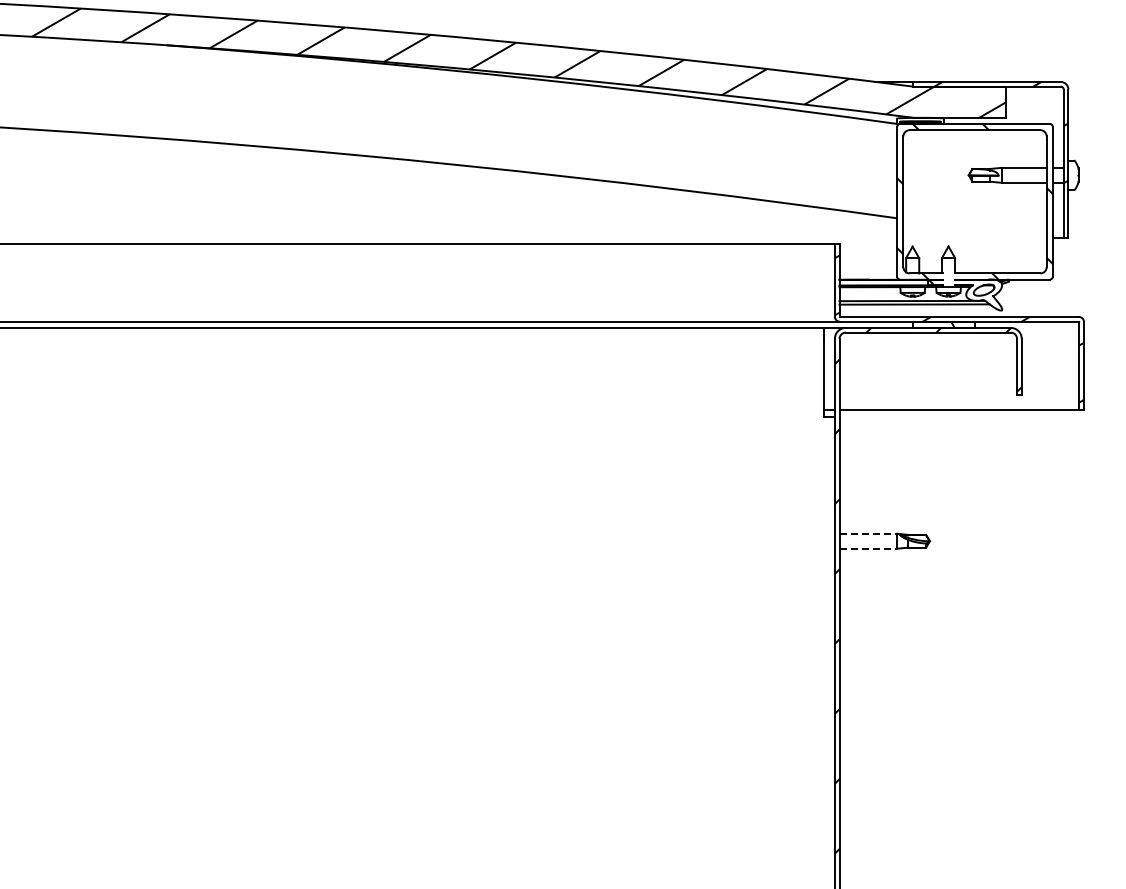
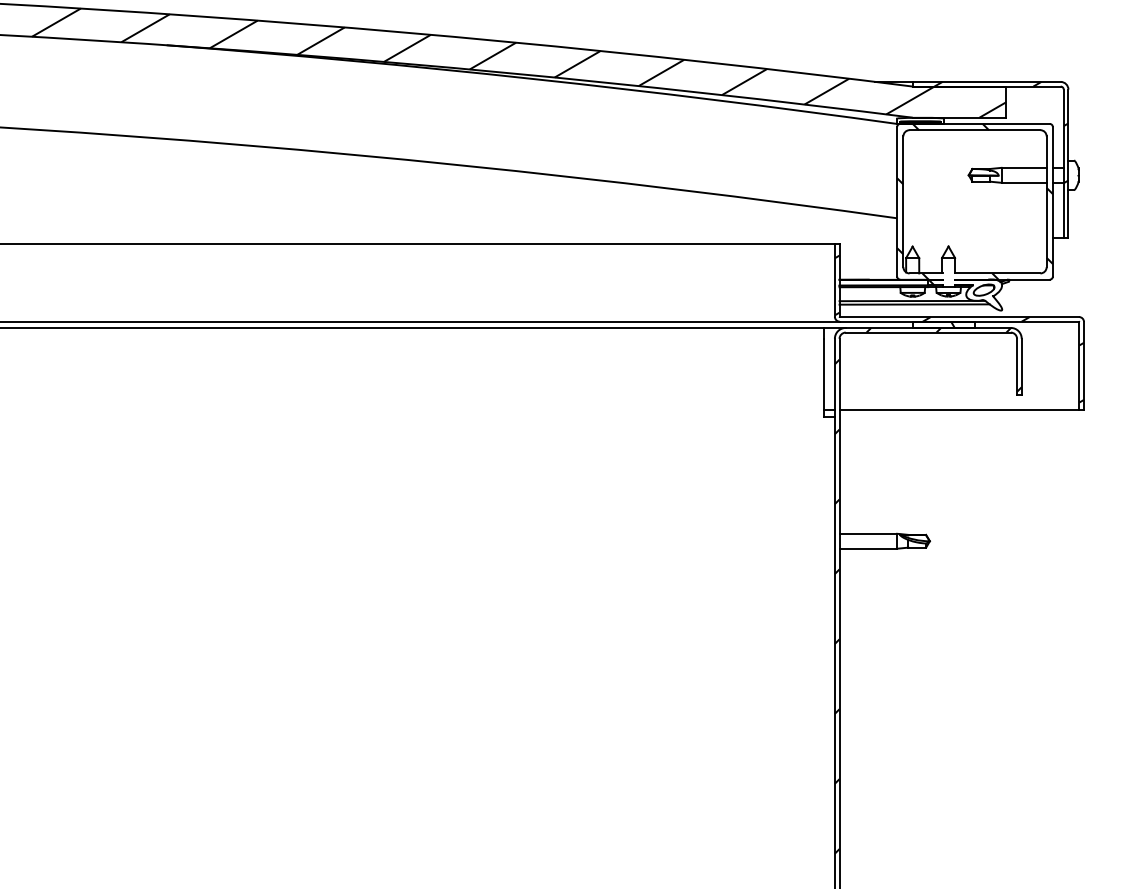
line: dashed -> solid (868, 533)
line: dashed -> solid (868, 548)
